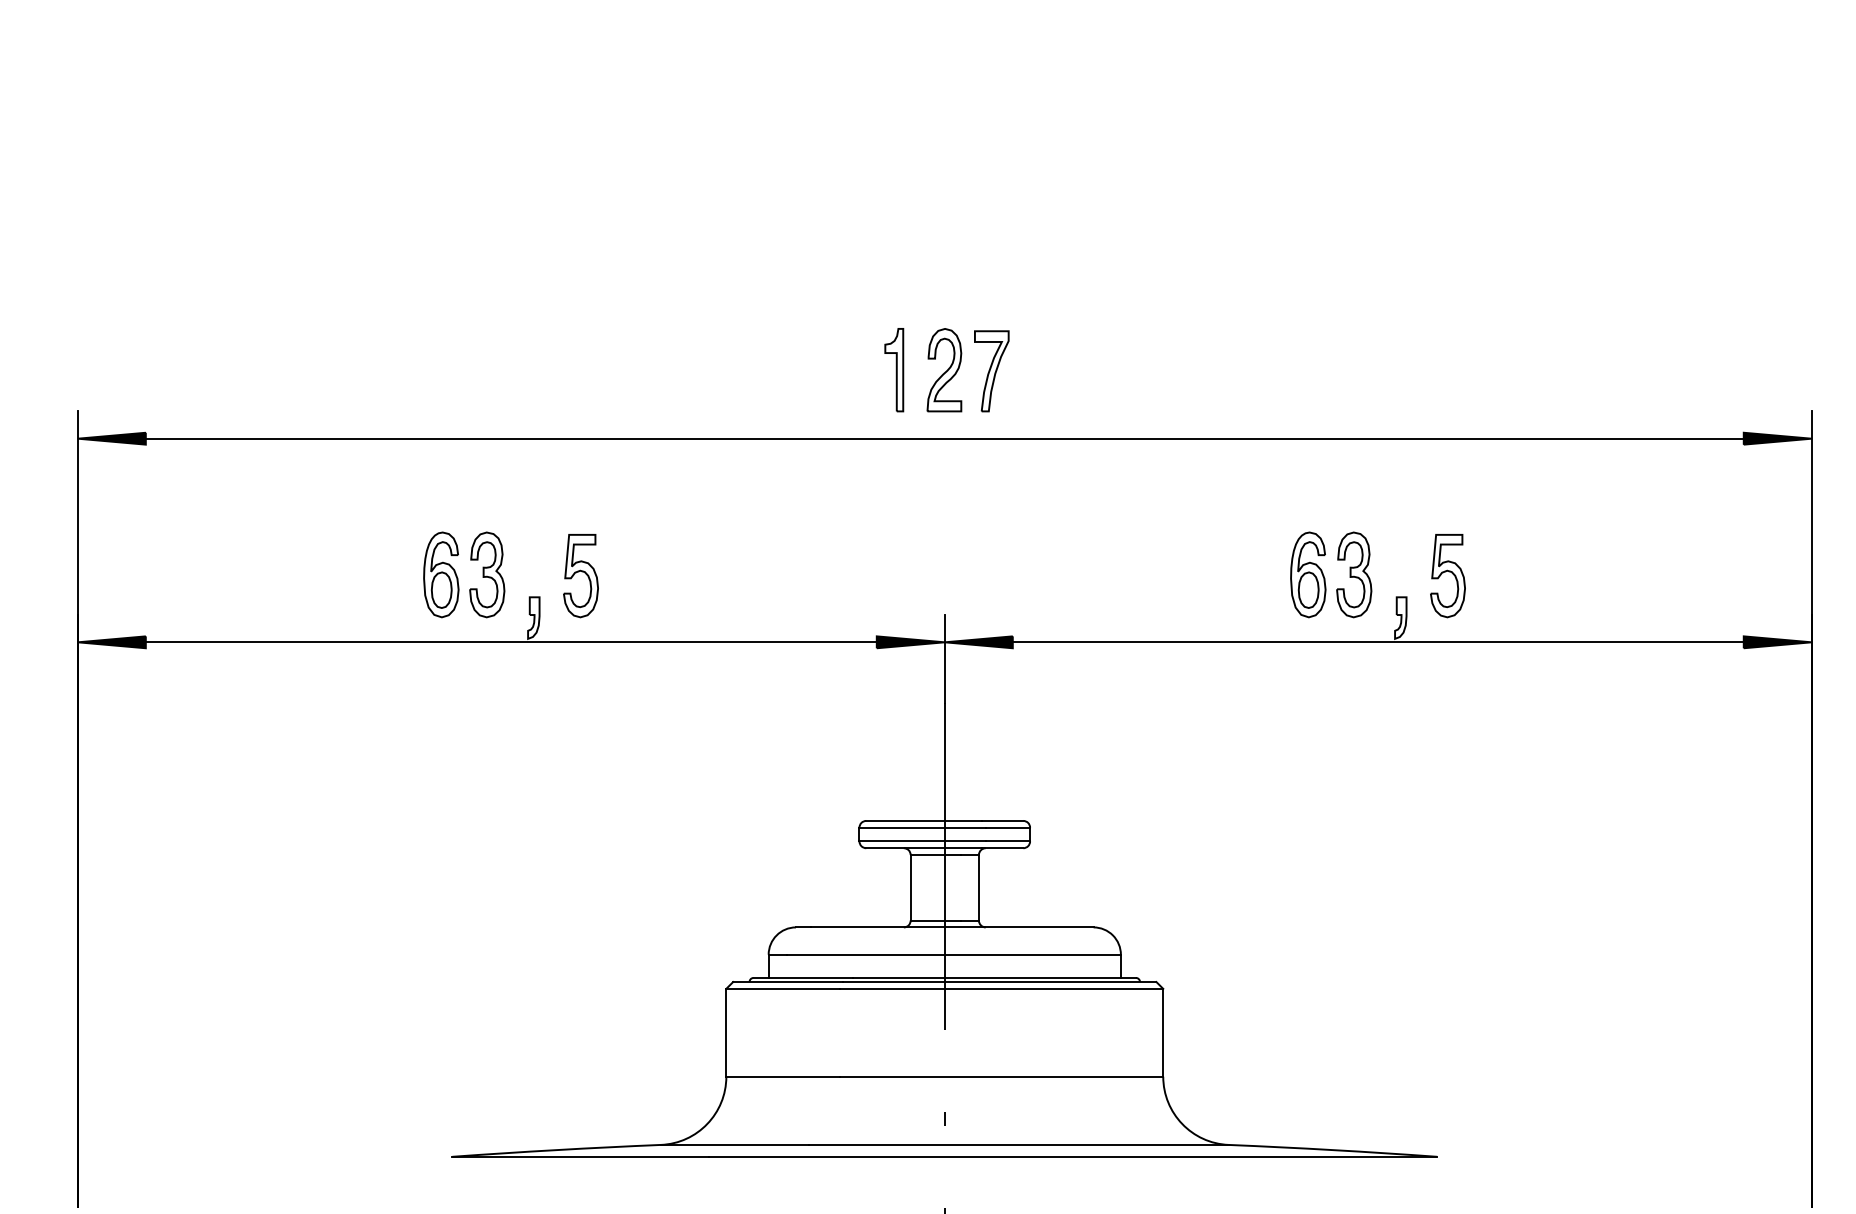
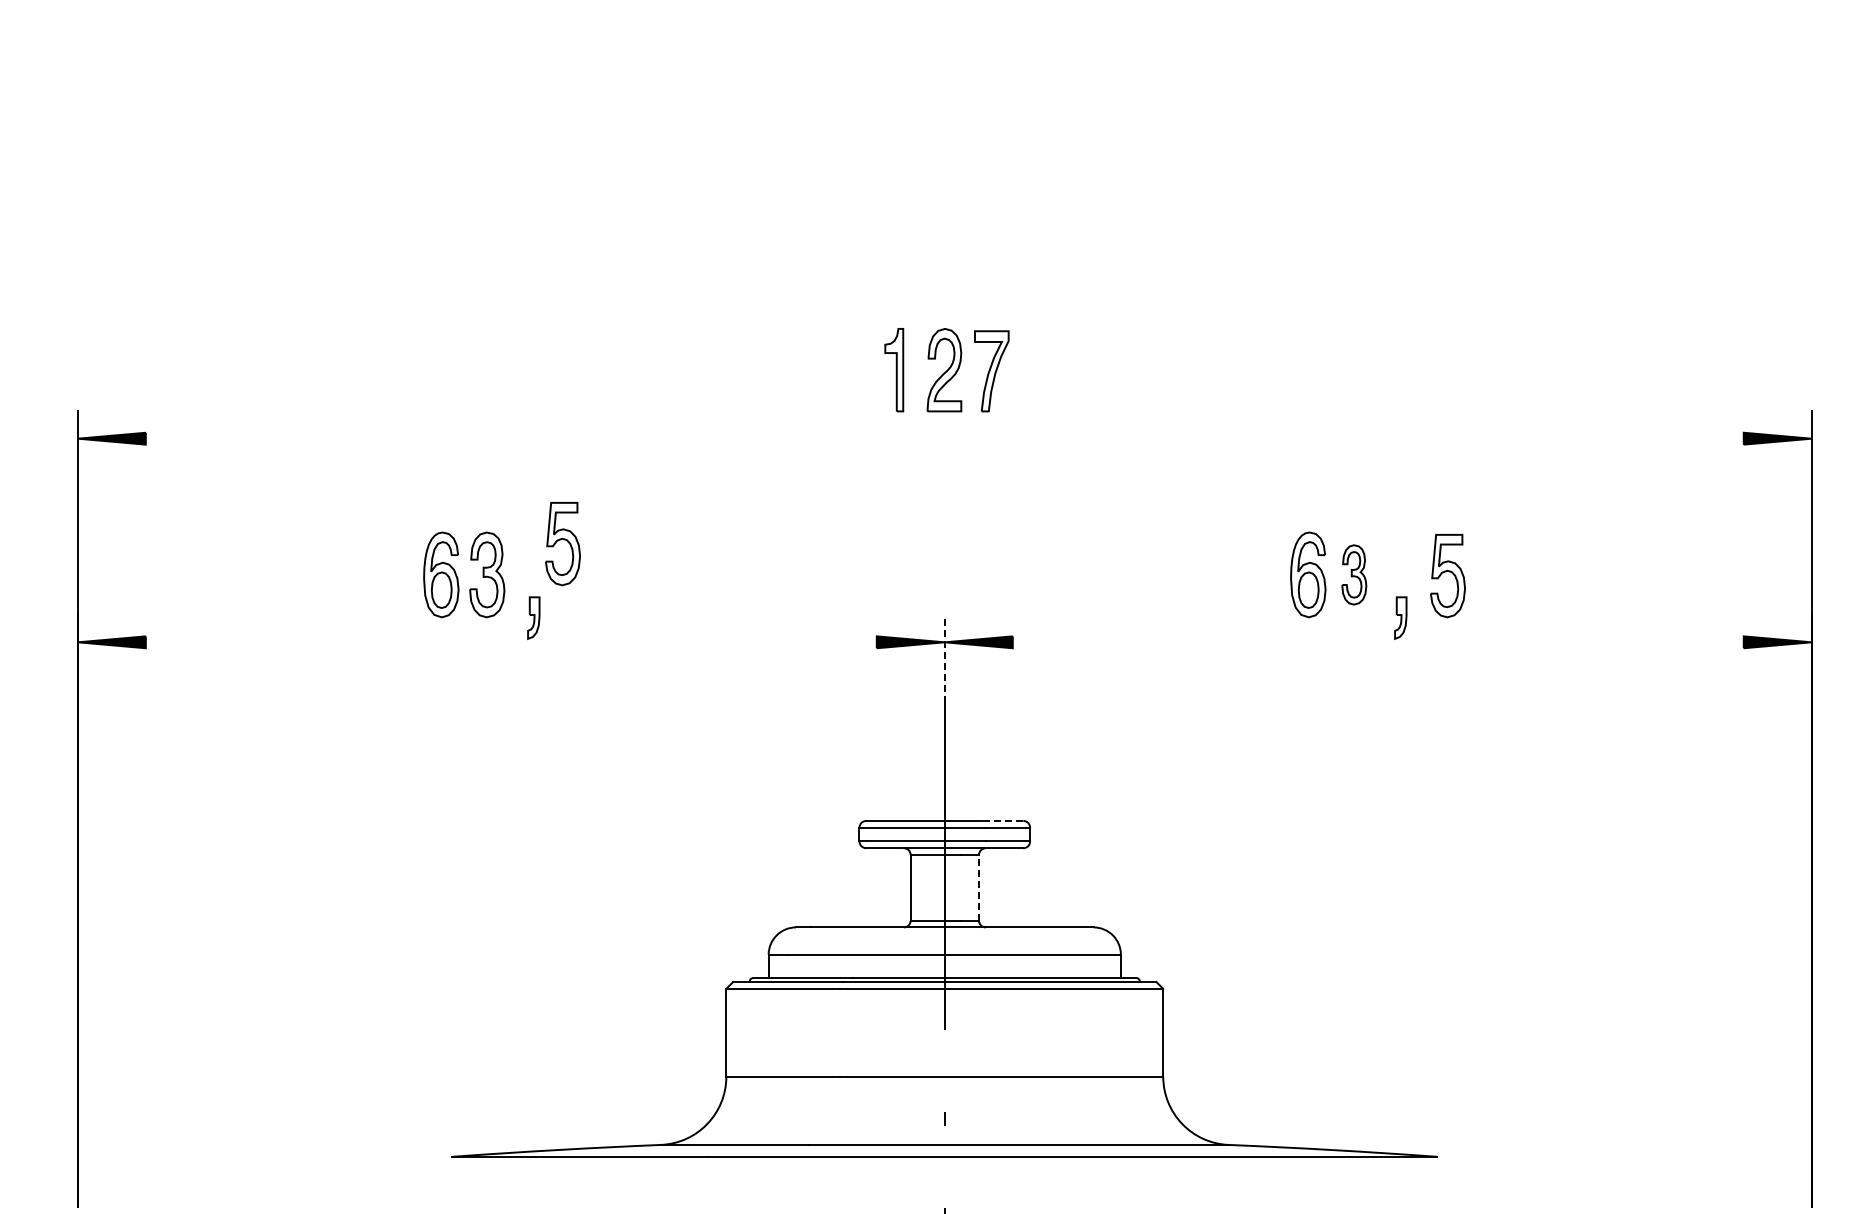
line: present -> none (944, 438)
part size: 37x88 px -> 27x62 px (1354, 574)
part position: (580, 576) -> (562, 544) (562, 544)
line: present -> none (510, 642)
line: present -> none (1377, 642)
line: solid -> dashed (944, 658)
line: solid -> dashed (1002, 820)
line: solid -> dashed (978, 887)
